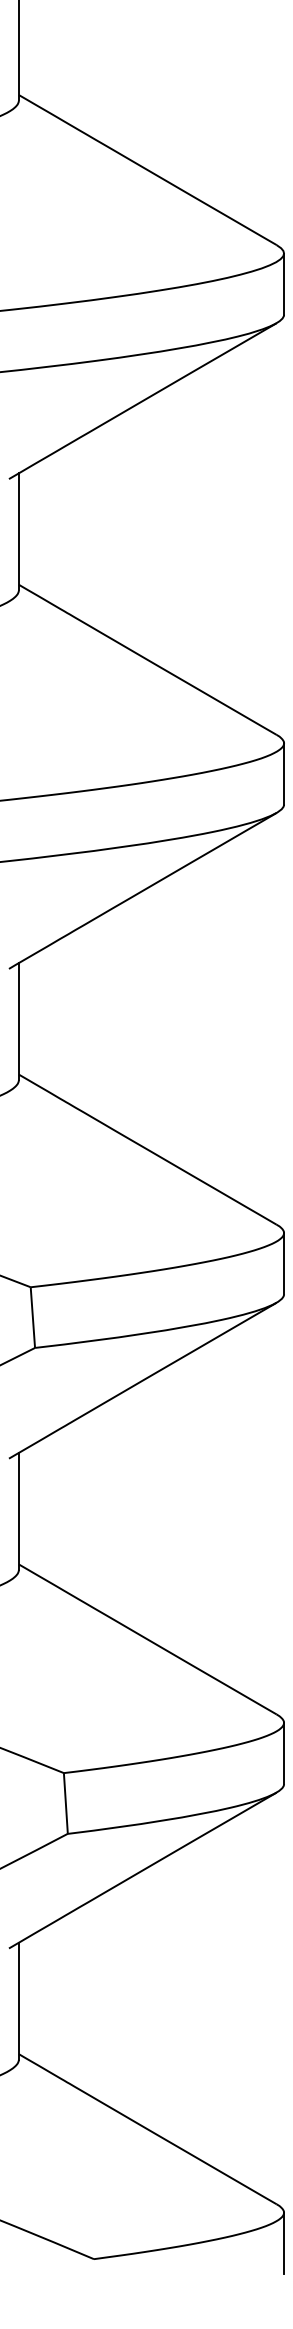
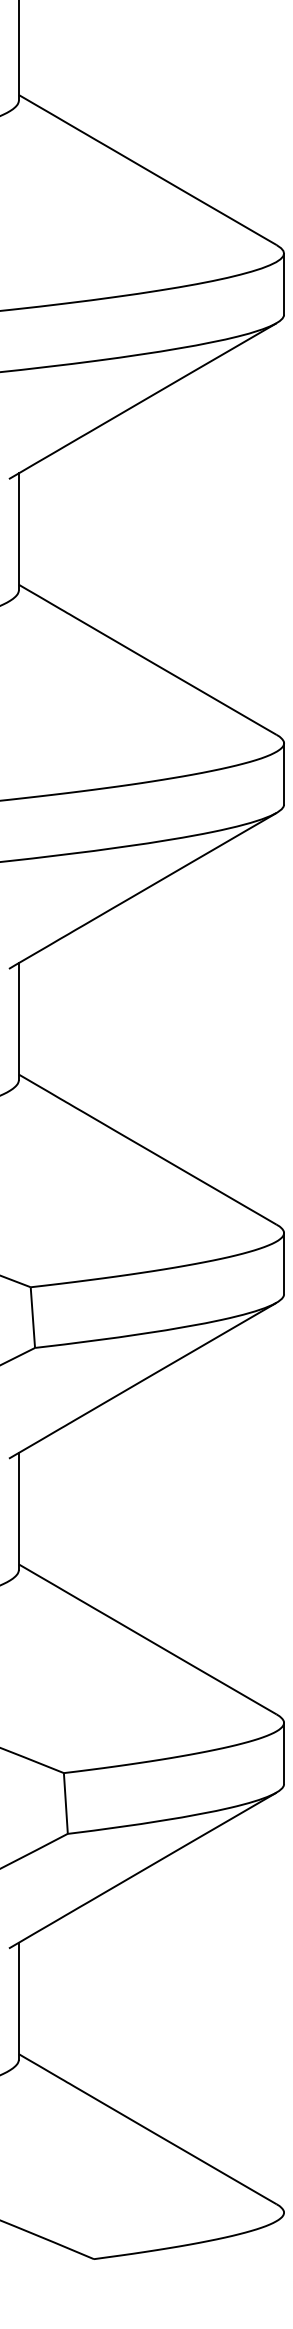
line: present -> none (284, 2242)
